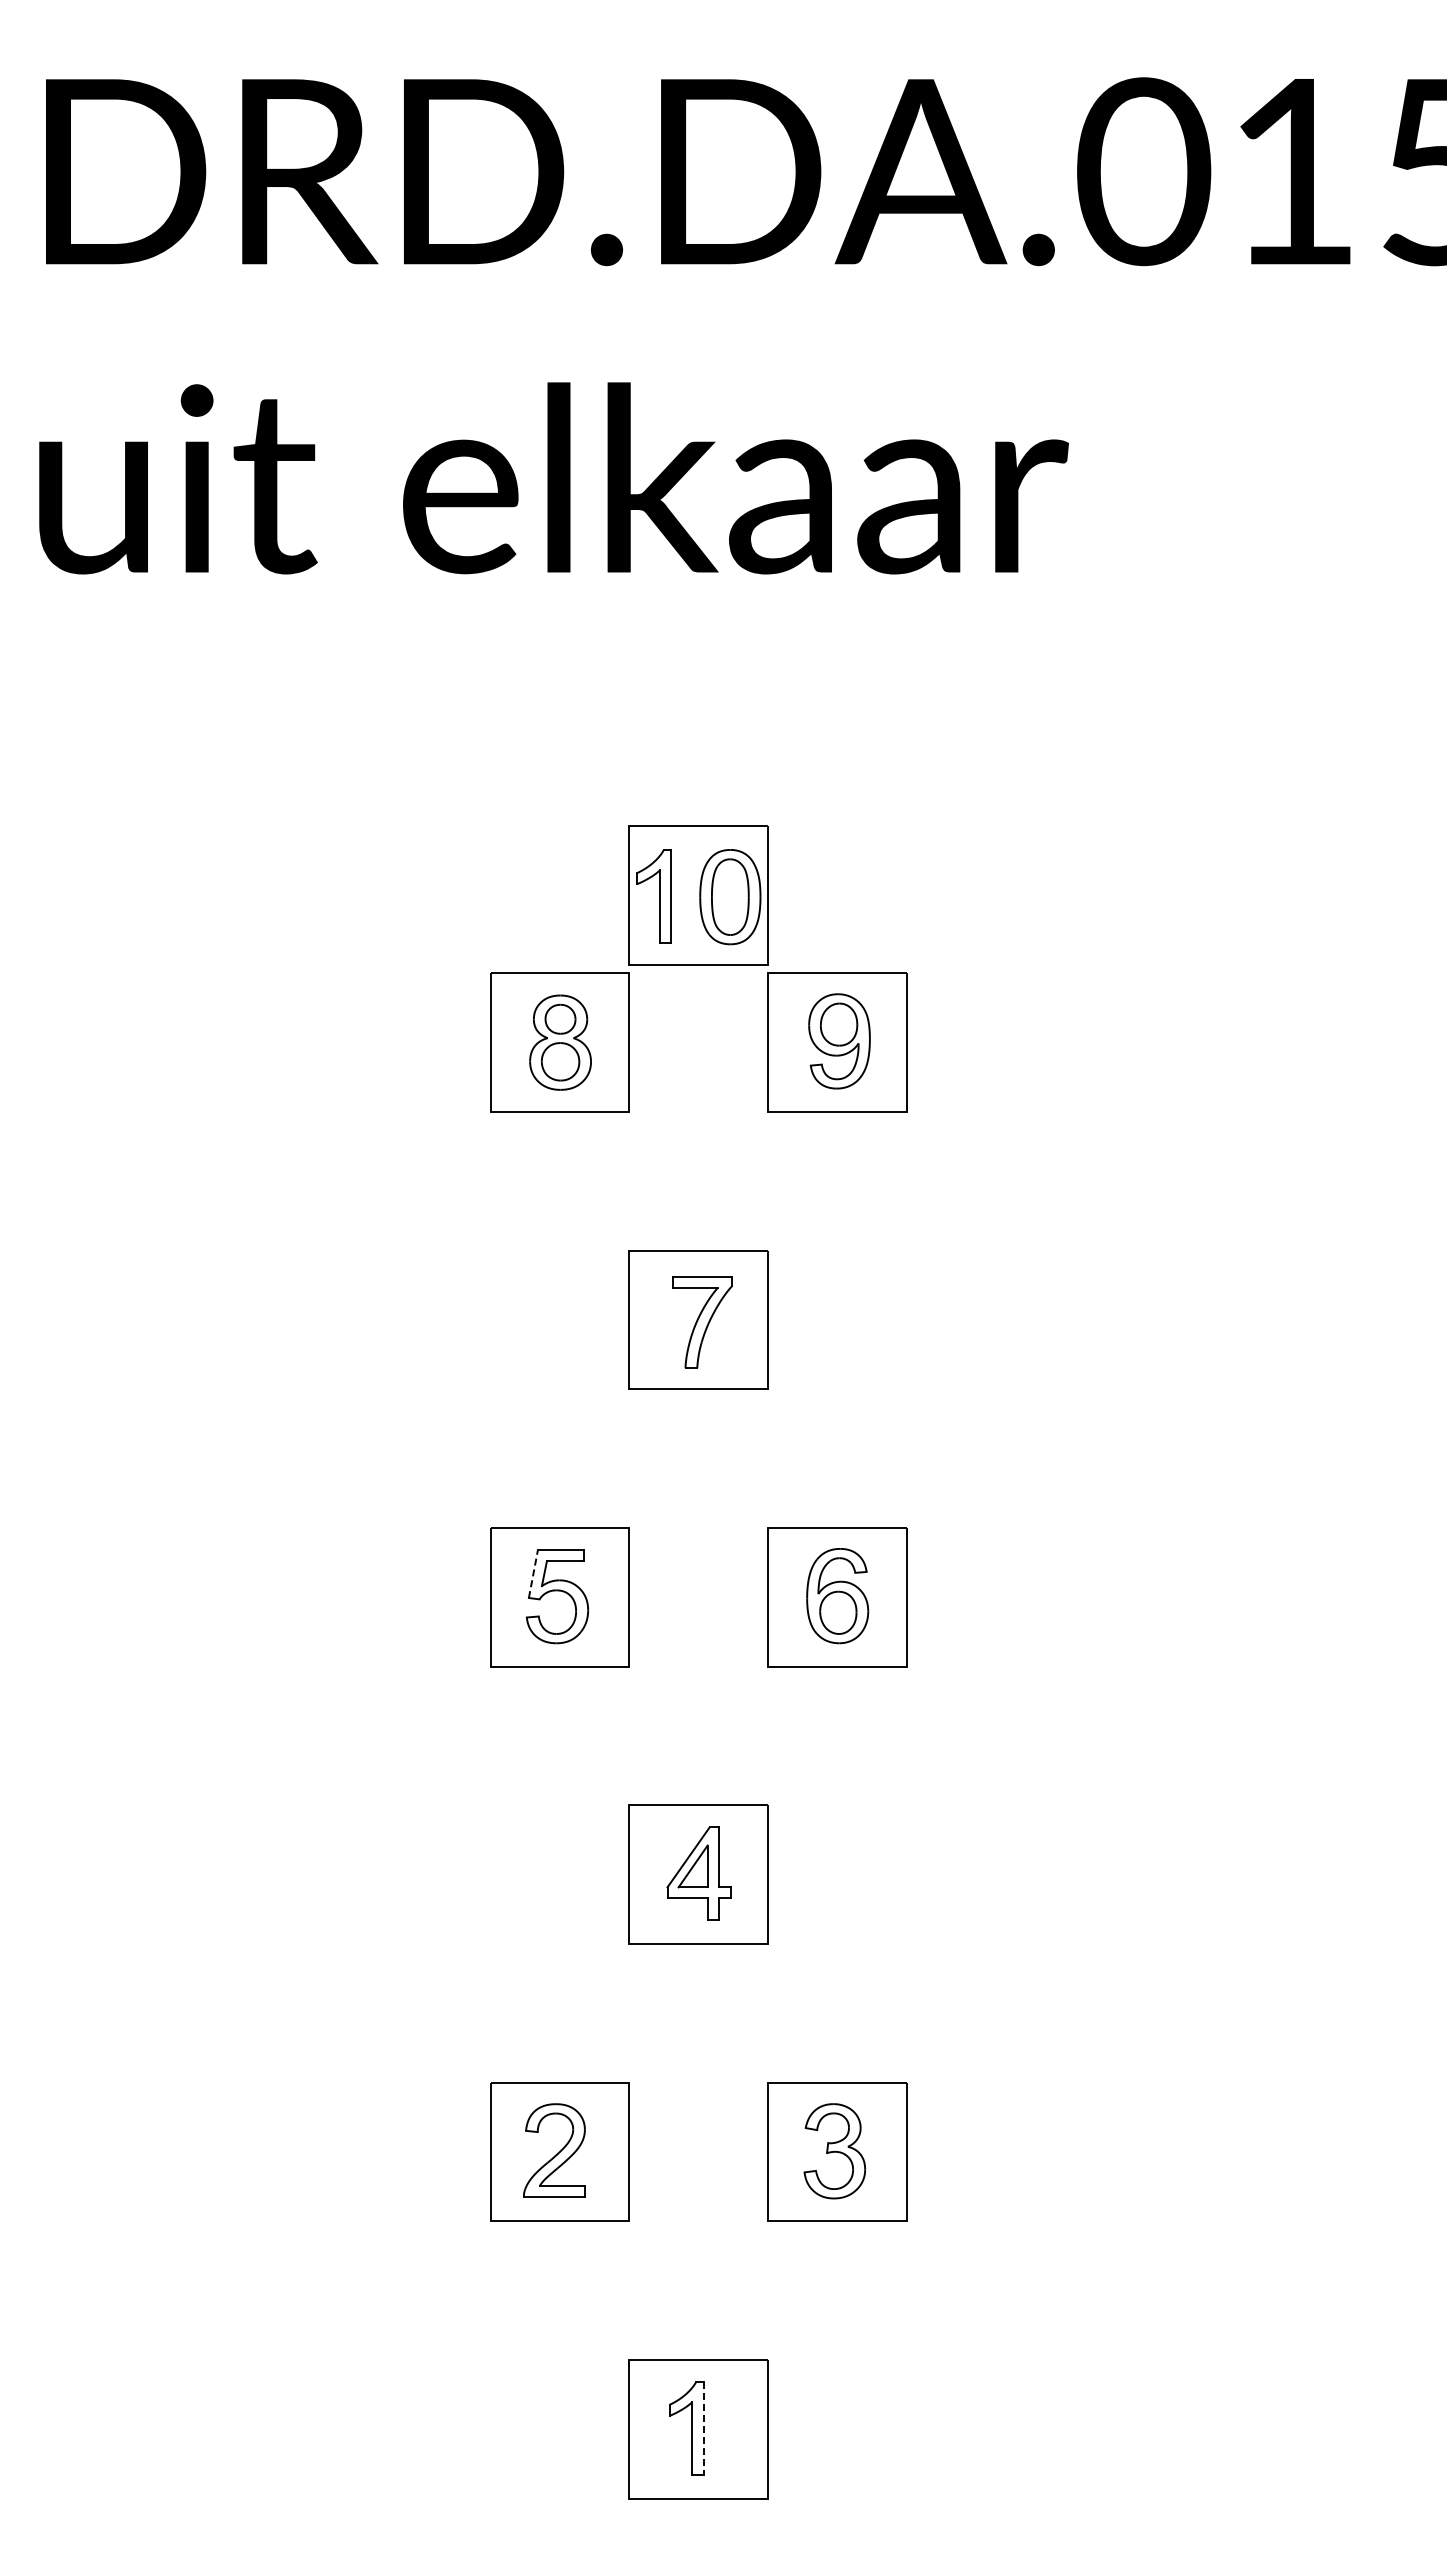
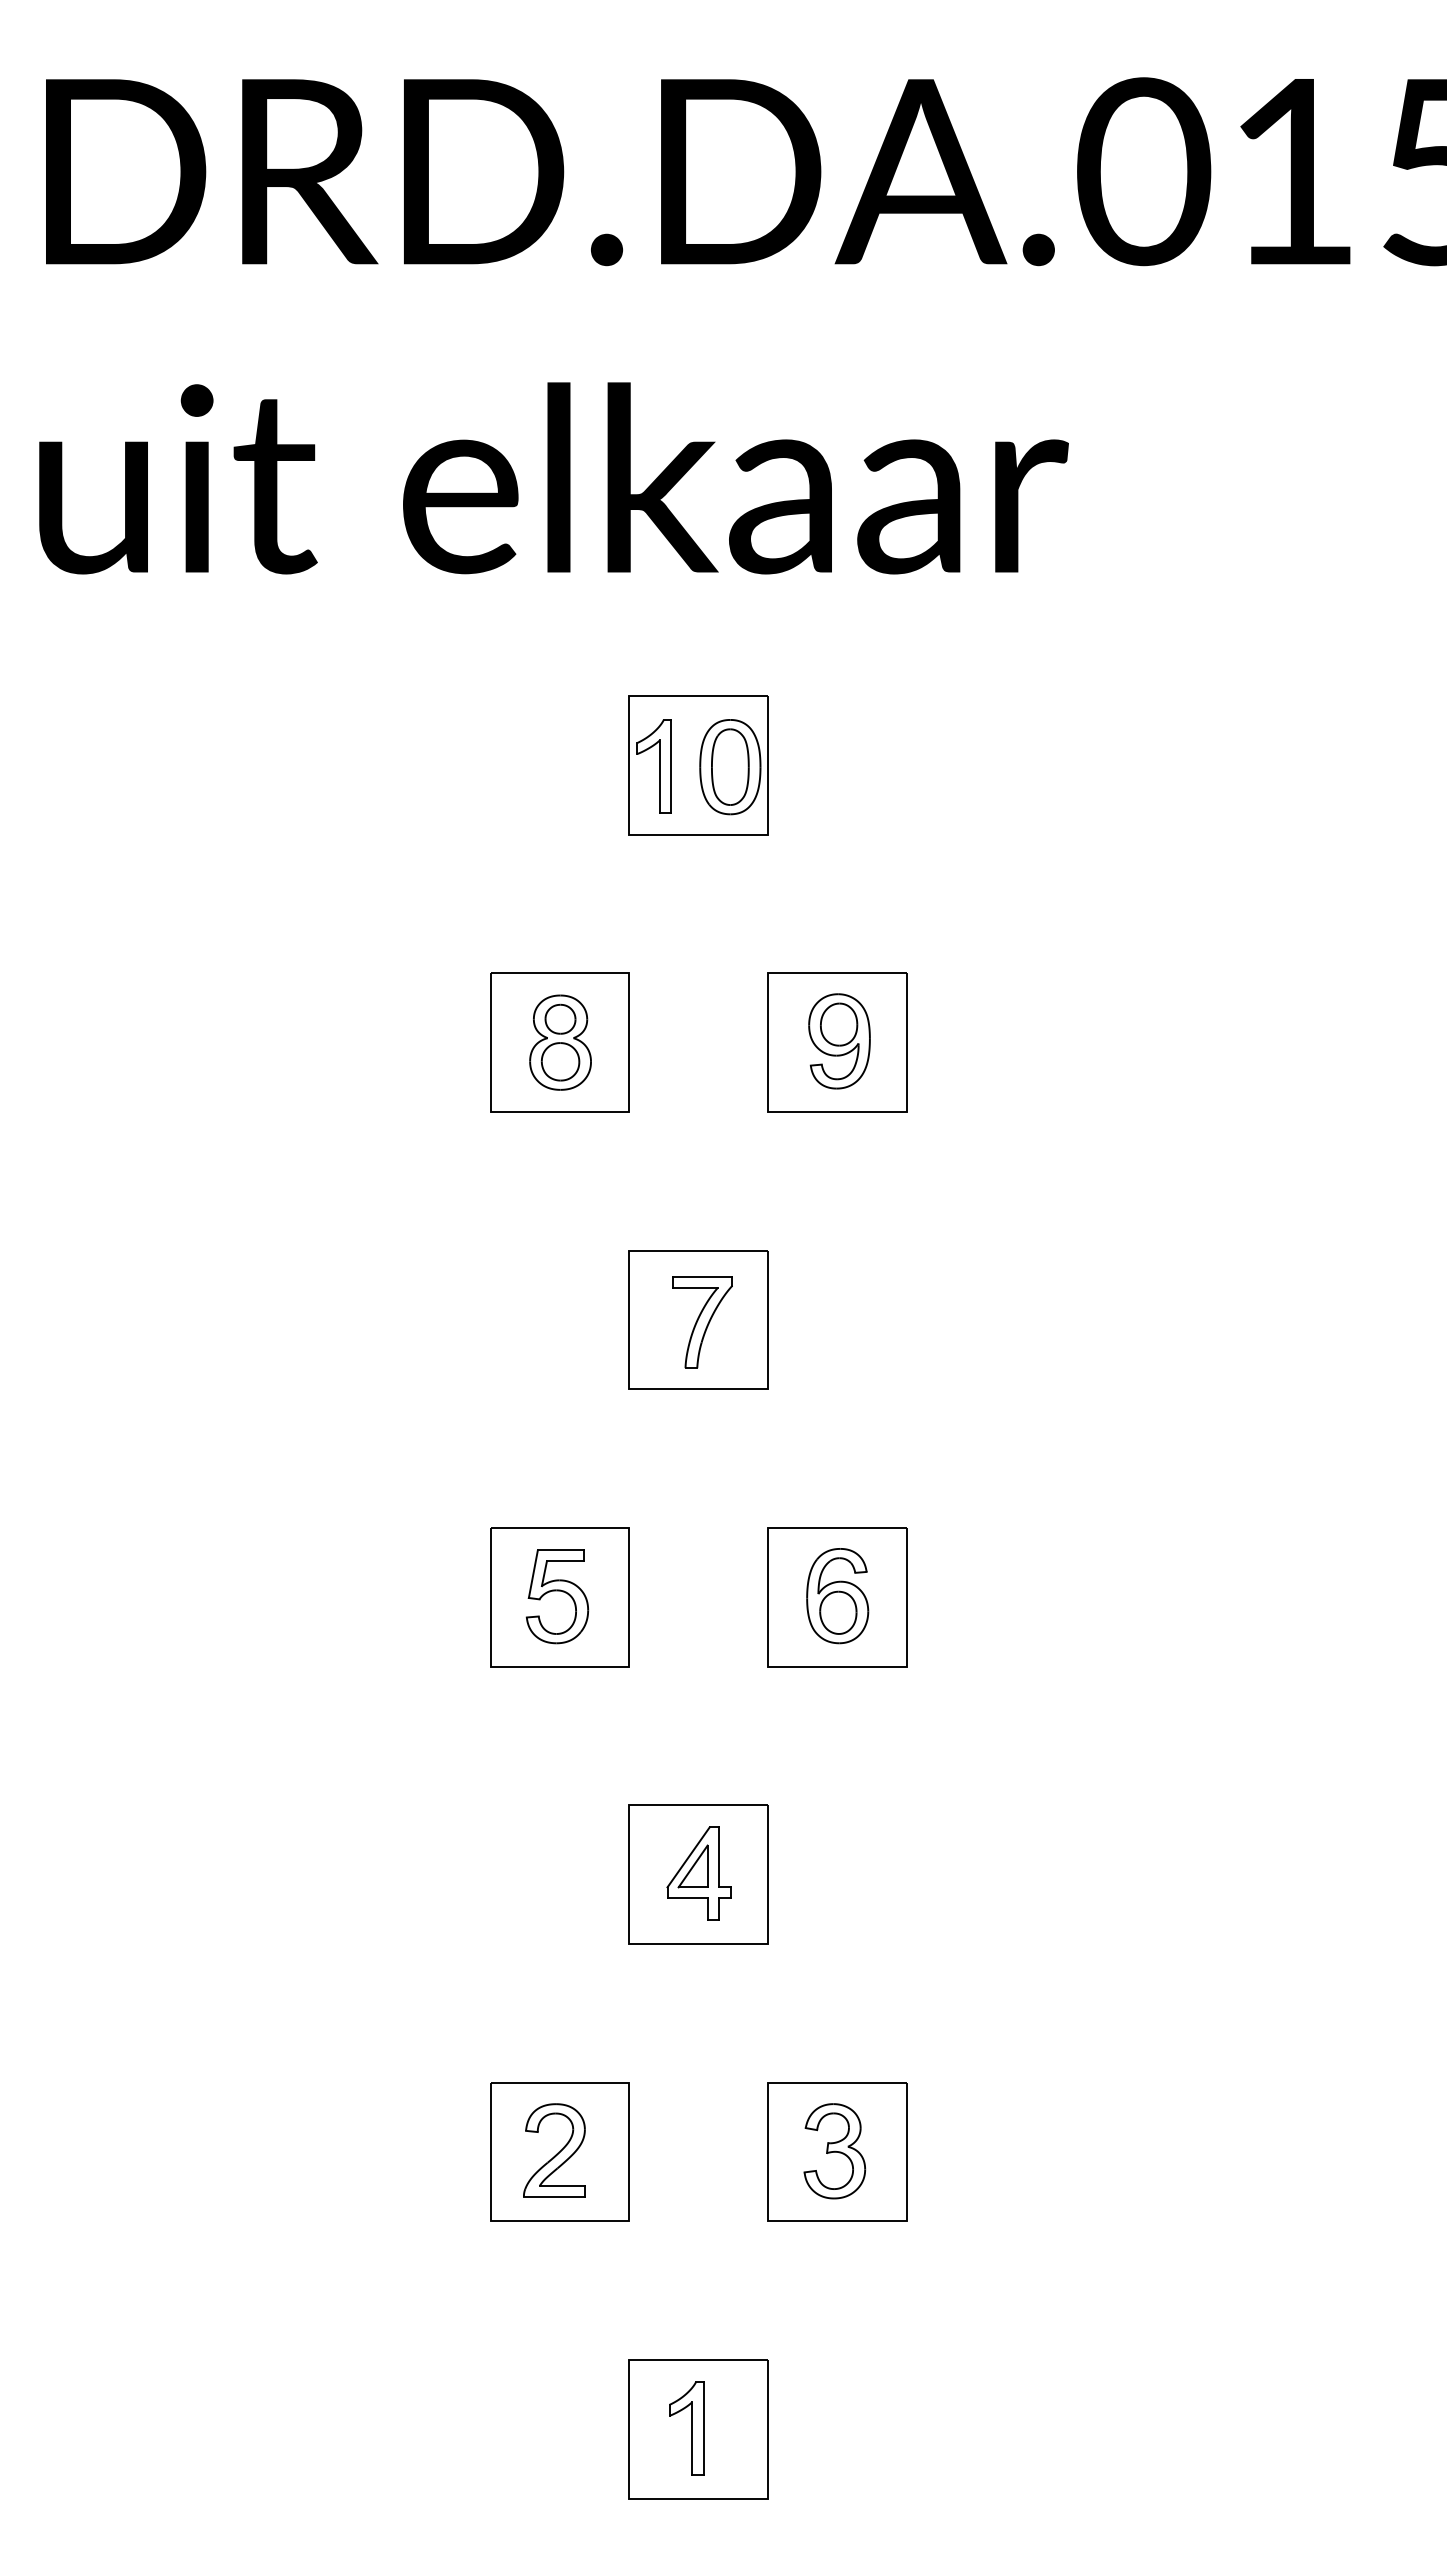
part position: (698, 895) -> (698, 765) (698, 765)
line: dashed -> solid (533, 1573)
line: dashed -> solid (703, 2428)
